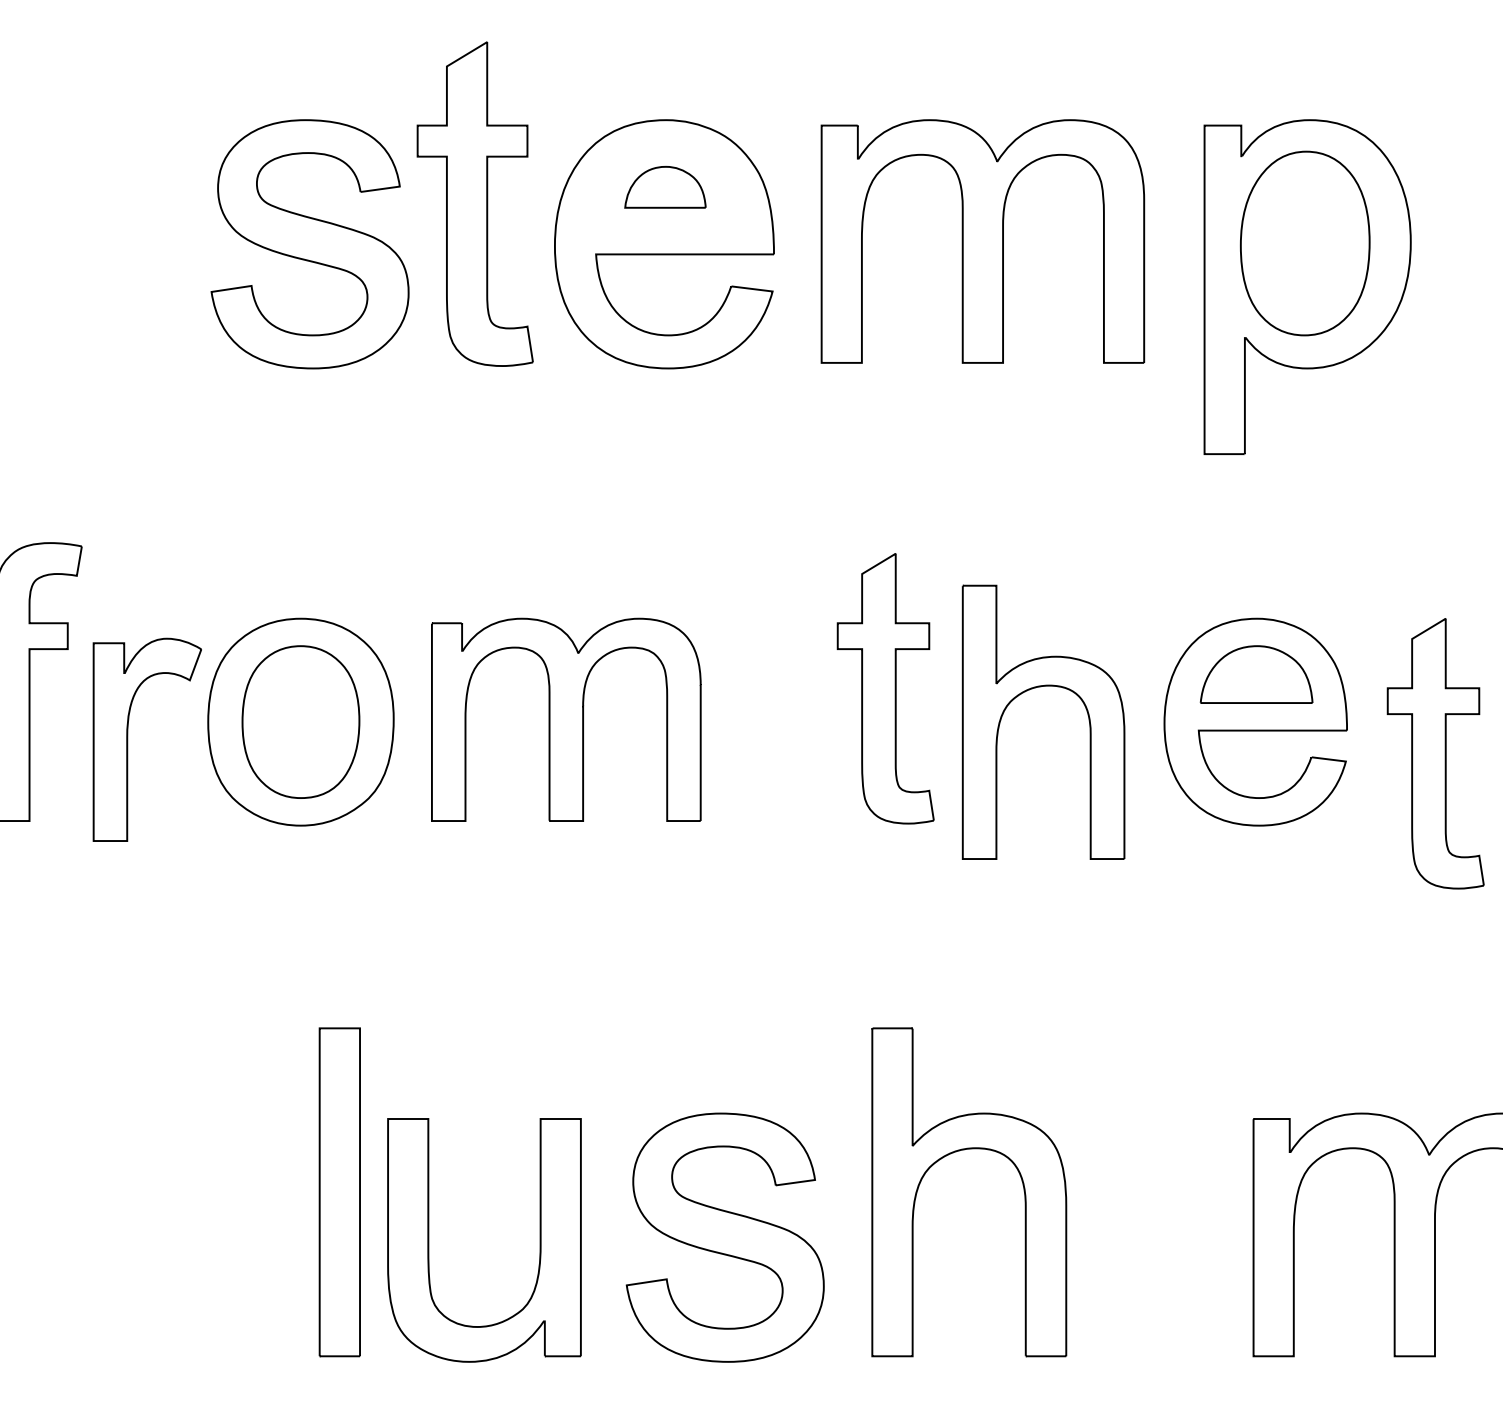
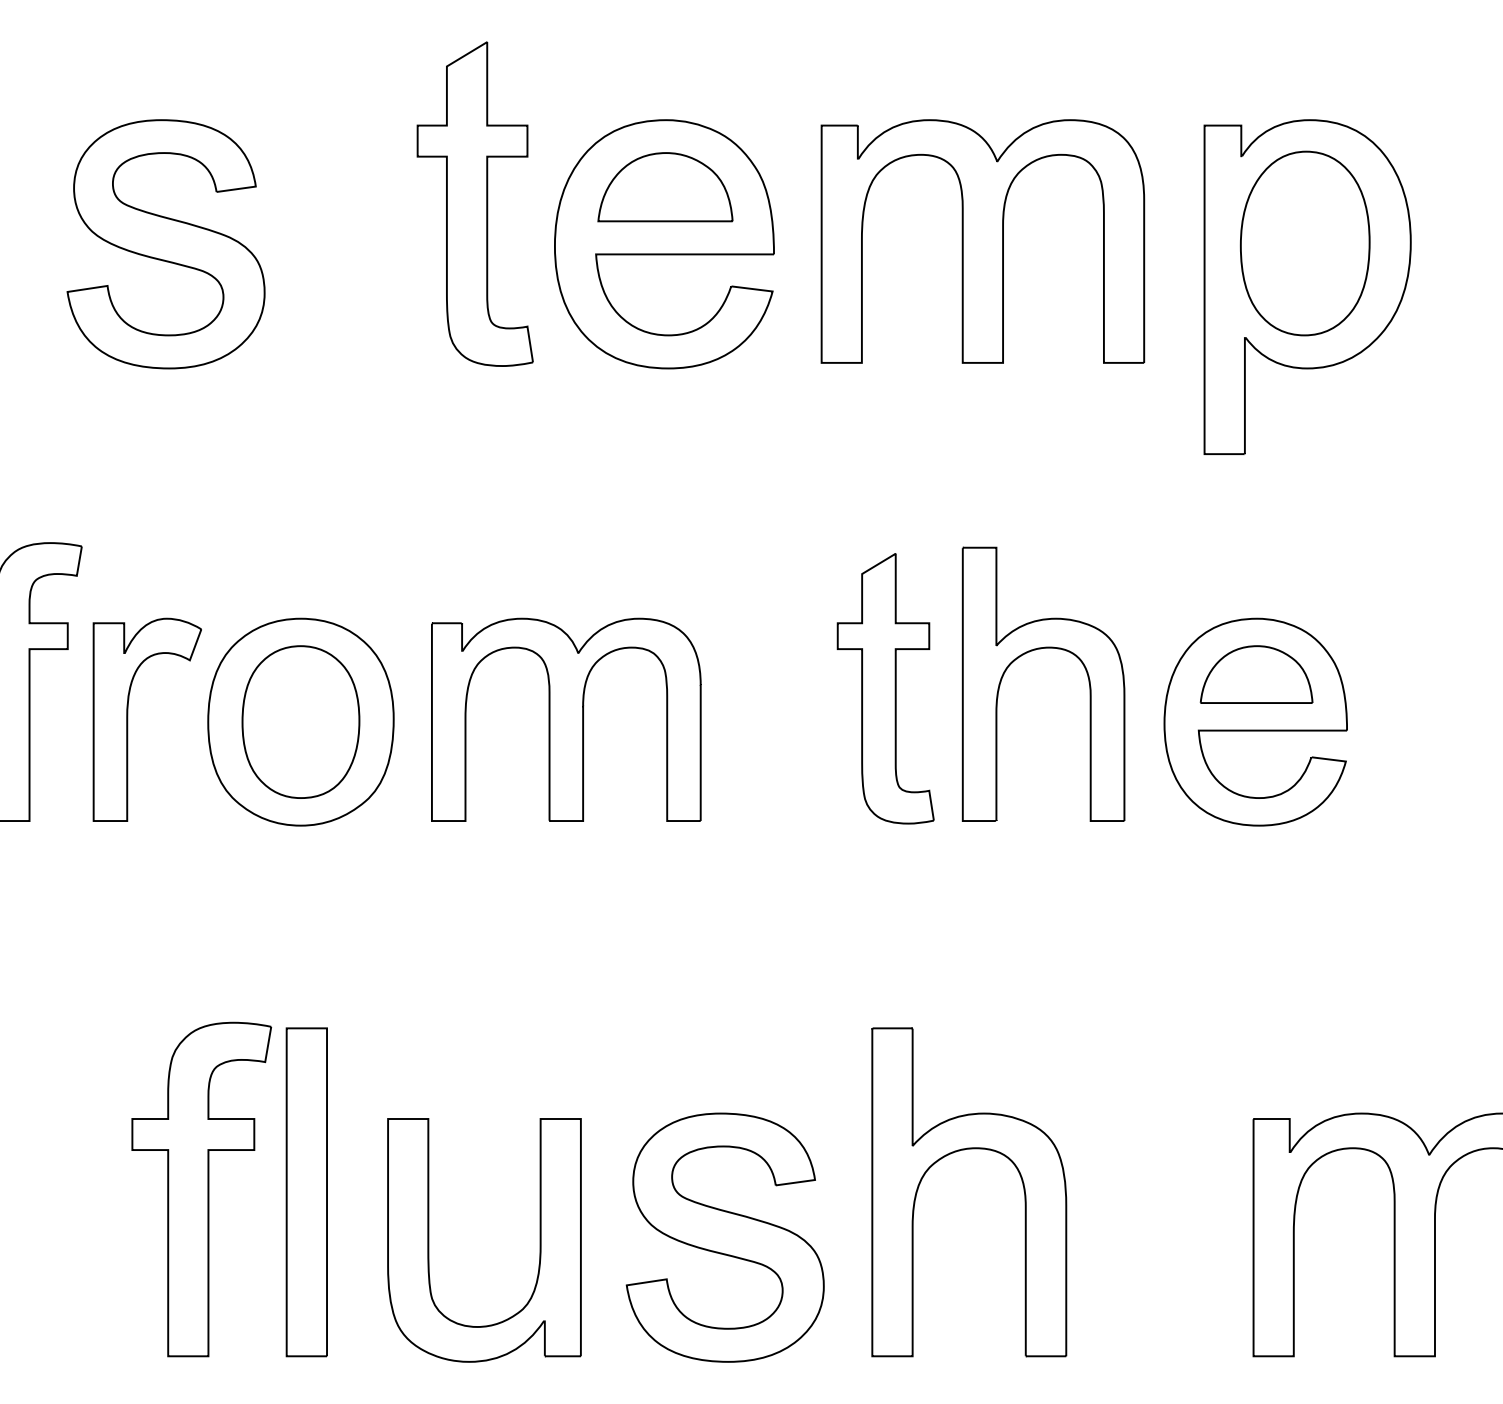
part size: 83x43 px -> 137x71 px (665, 187)
part position: (309, 244) -> (165, 244) (165, 244)
part position: (1032, 689) -> (1032, 651) (1032, 651)
part position: (128, 739) -> (128, 719) (128, 719)
part: present -> none (1435, 753)
part: none -> present (201, 1189)
part position: (339, 1192) -> (306, 1192) (306, 1192)
